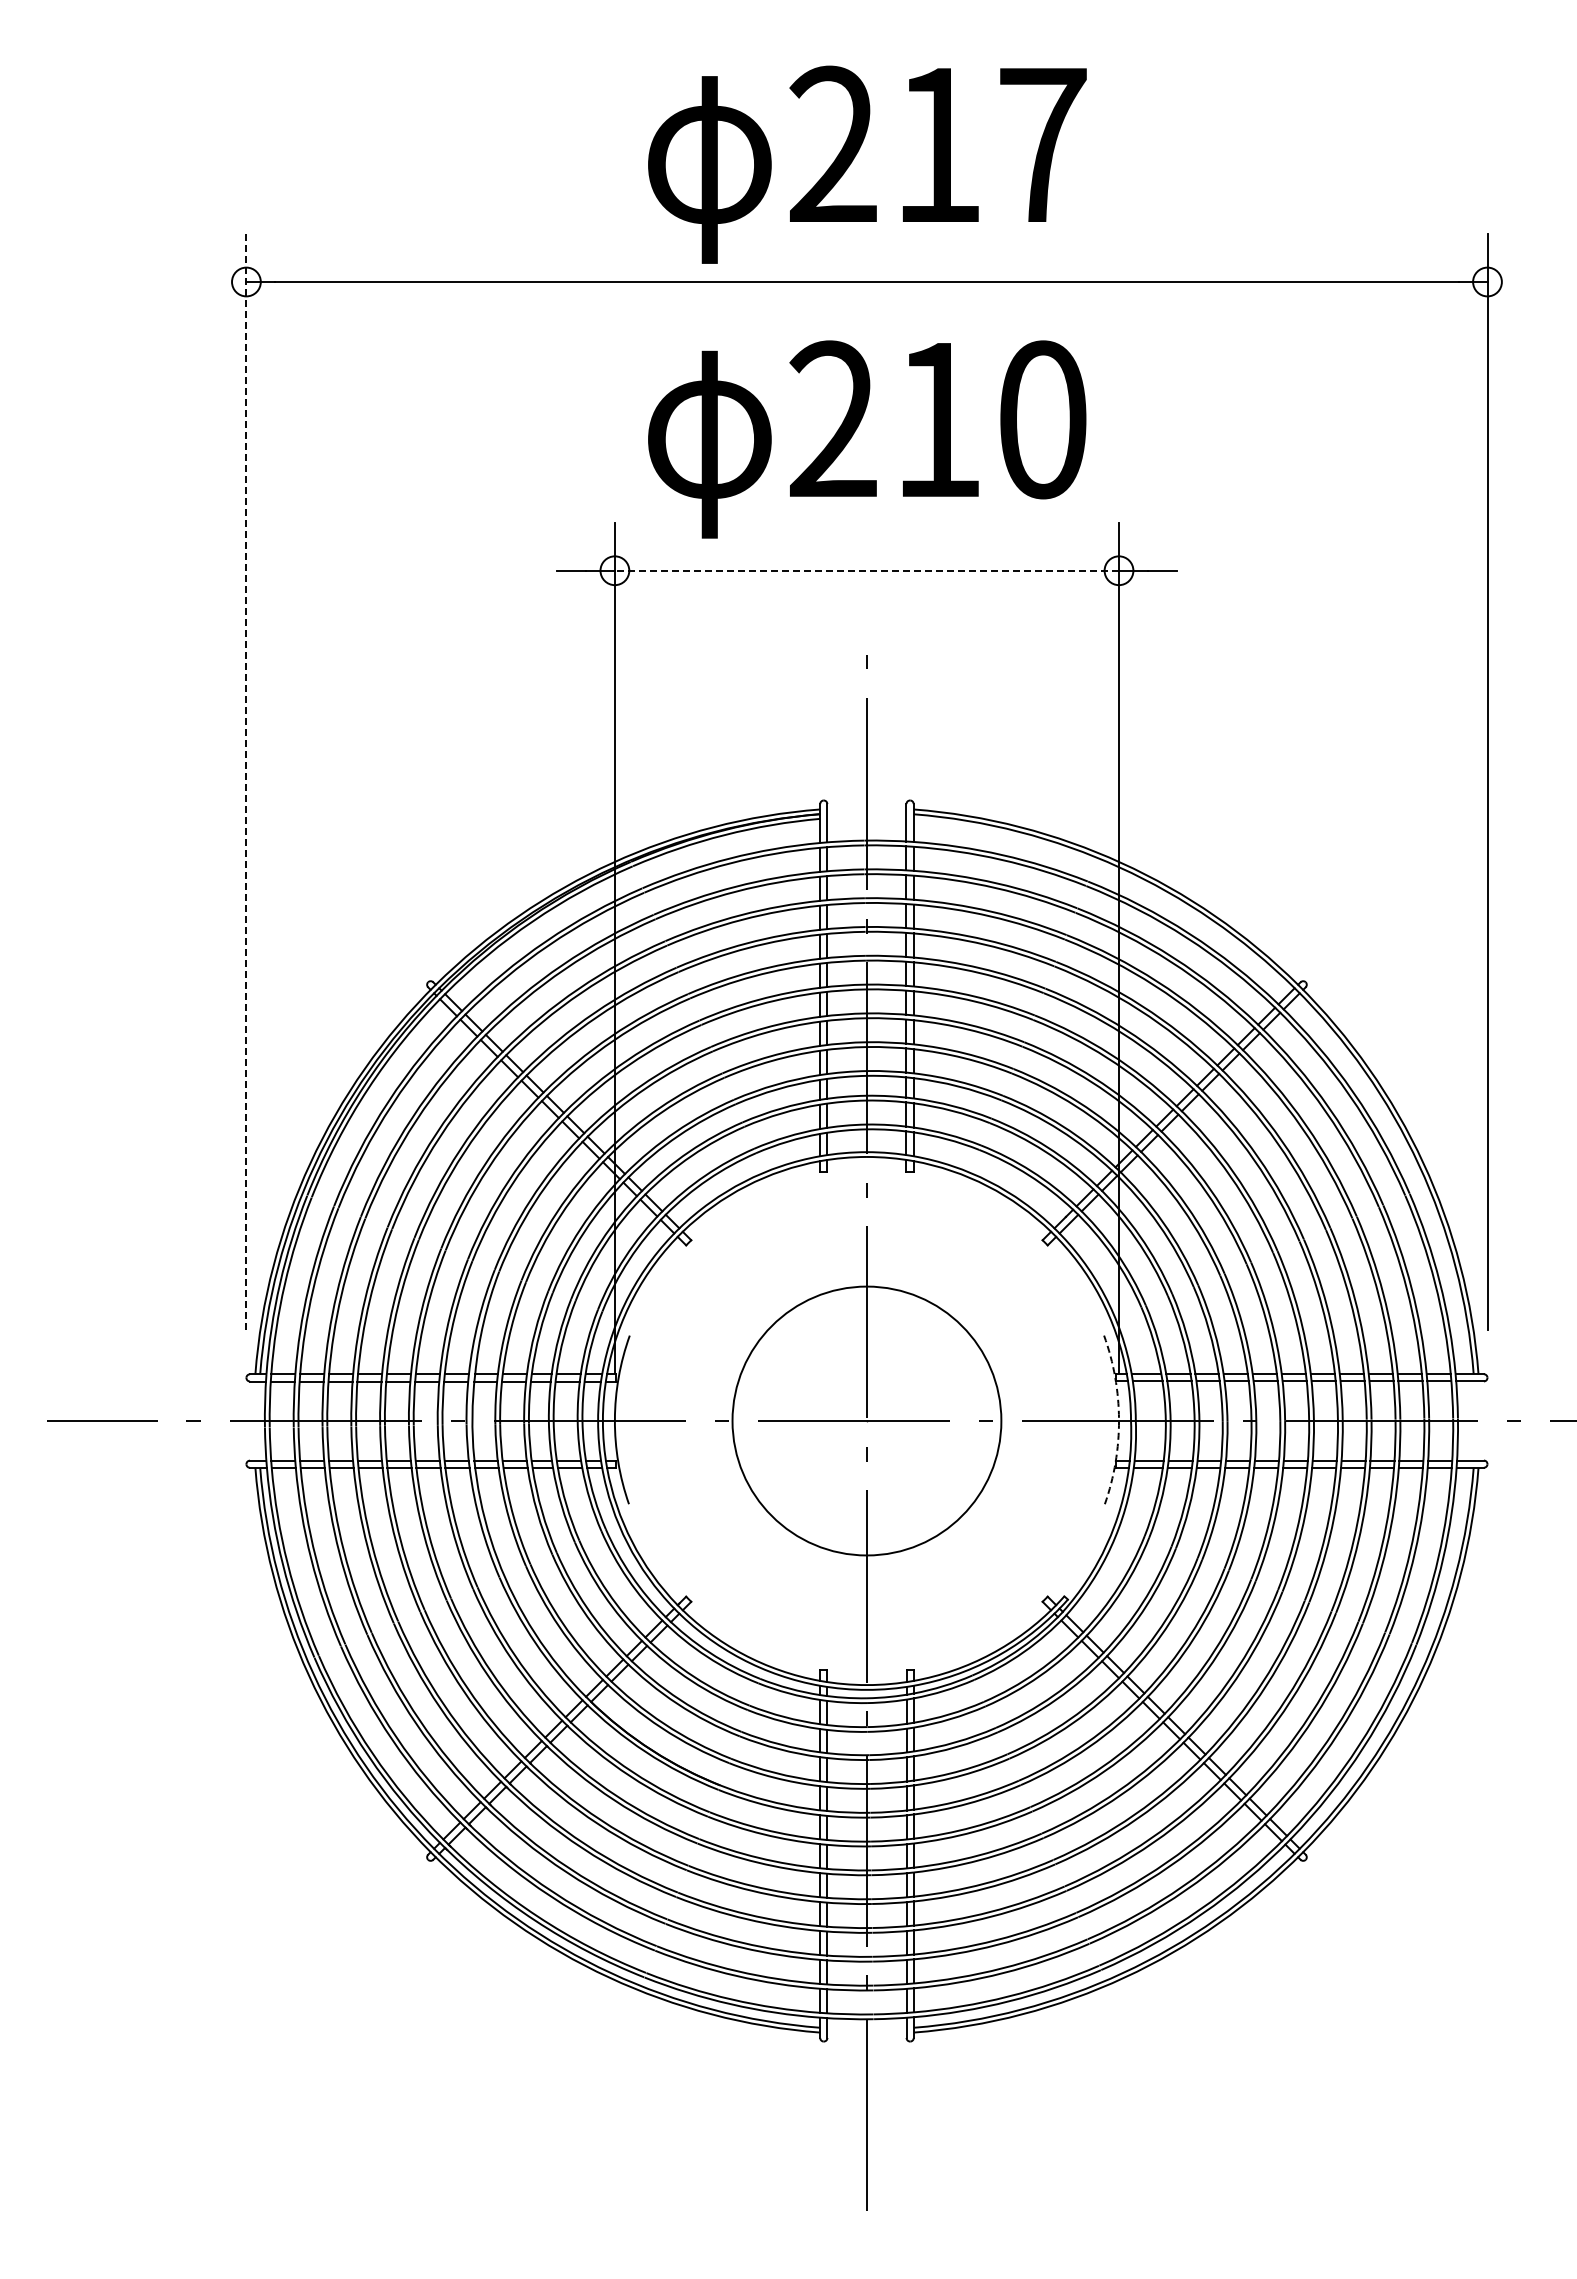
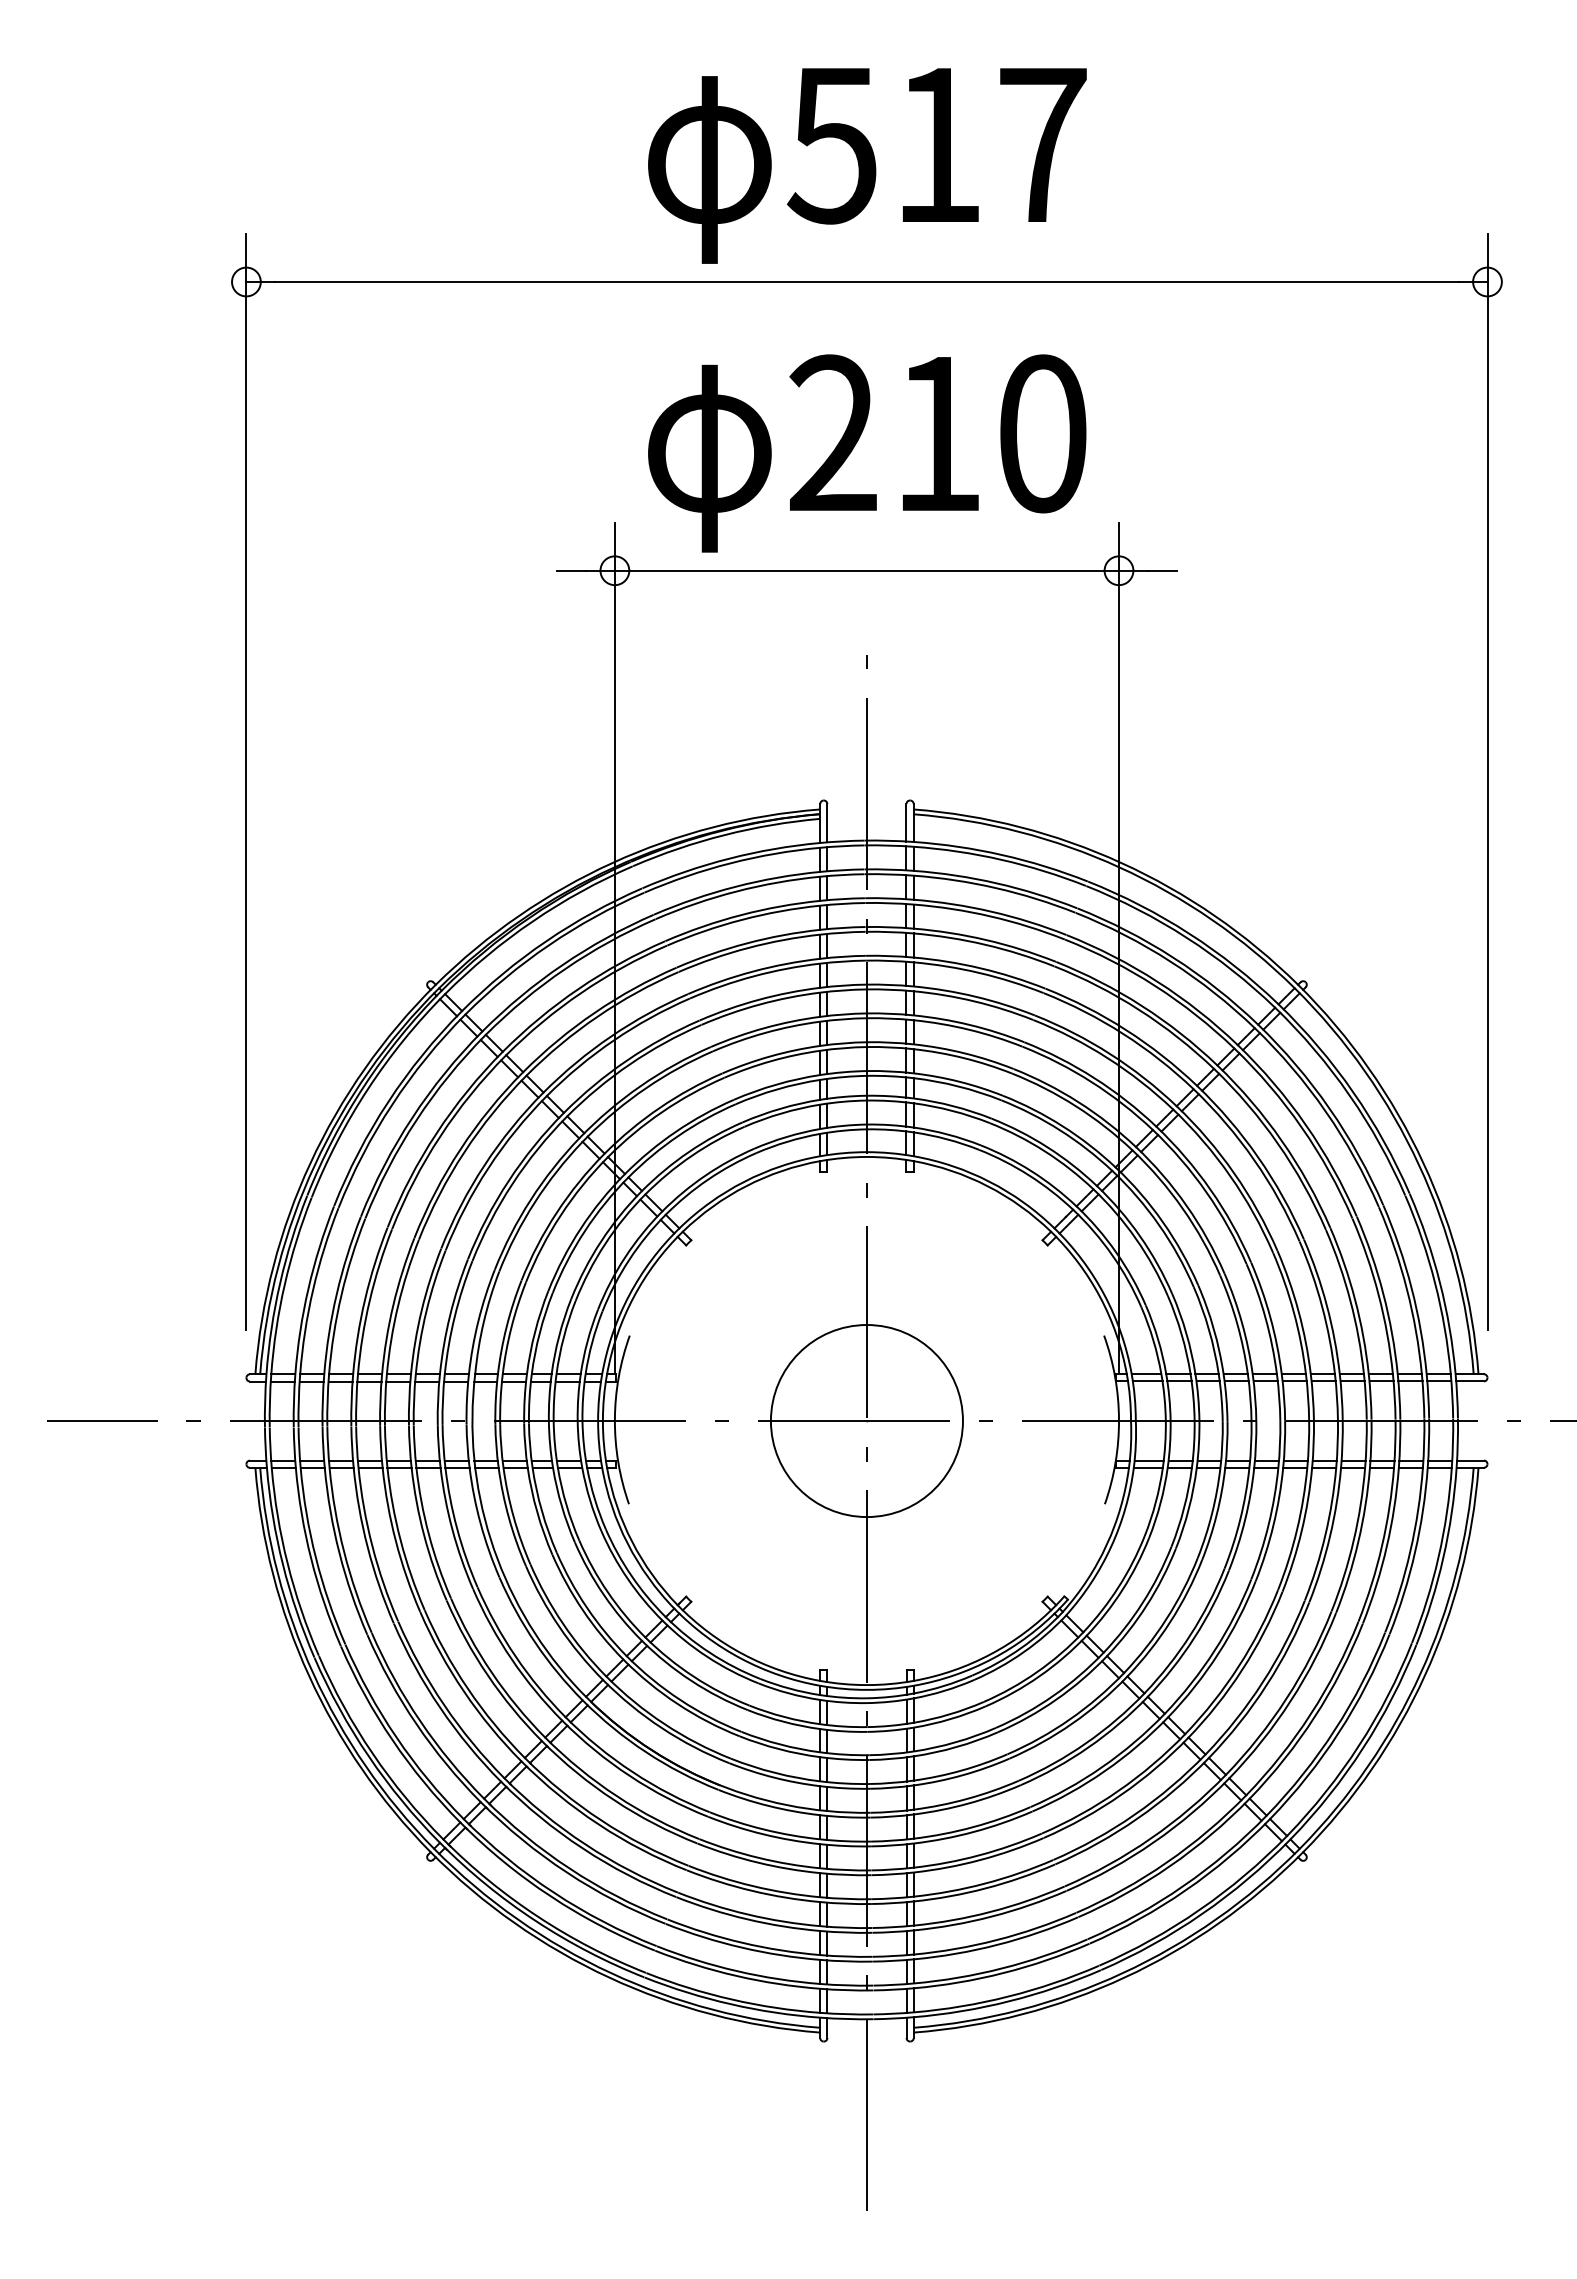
text: 217 -> 517 (831, 144)
text position: (867, 439) -> (867, 453) (867, 453)
line: dashed -> solid (866, 570)
line: dashed -> solid (246, 781)
arc: dashed -> solid (1119, 1419)
circle diameter: 269 px -> 192 px (866, 1421)
